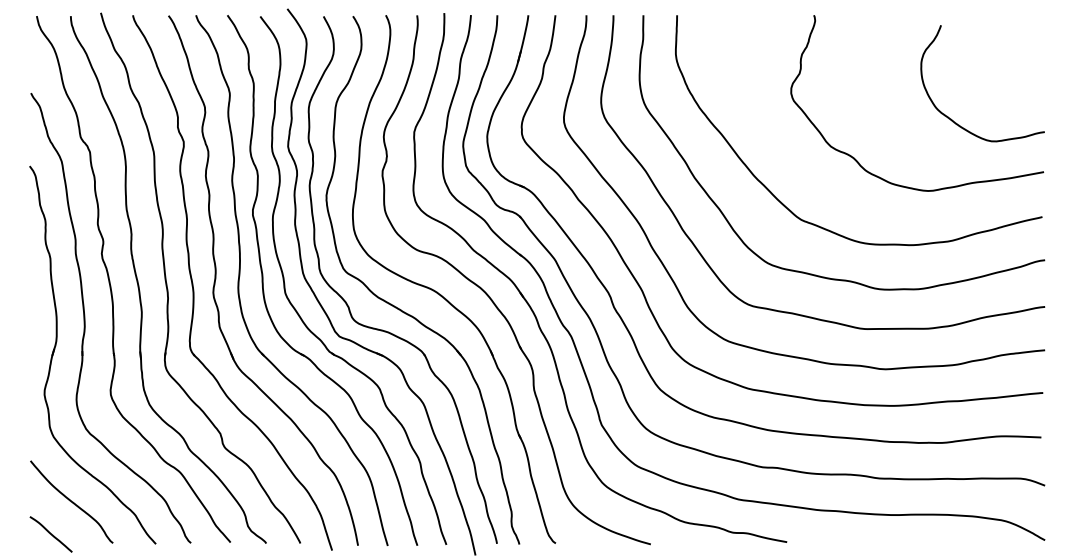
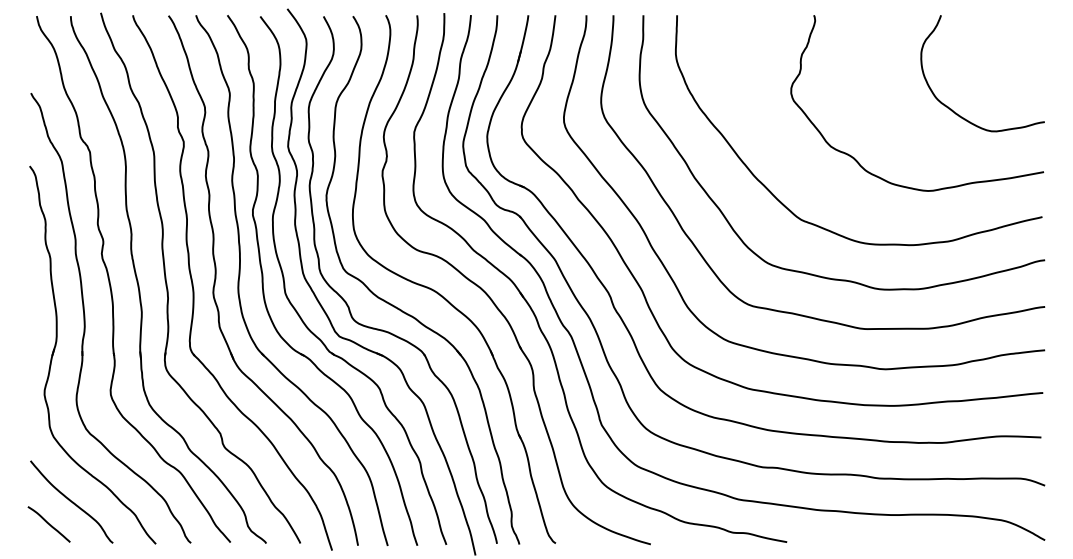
curve position: (951, 118) -> (951, 108) (951, 108)
curve position: (50, 534) -> (48, 524) (48, 524)
